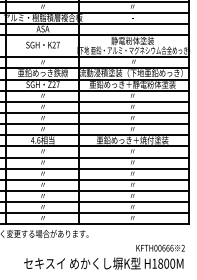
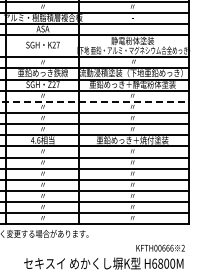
line: solid -> dashed (95, 101)
text: H1800M -> H6800M (154, 263)
